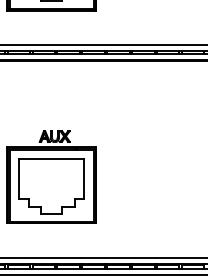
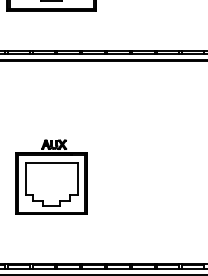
line: present -> none (103, 45)
part size: 91x94 px -> 73x76 px (51, 176)
line: present -> none (103, 257)
